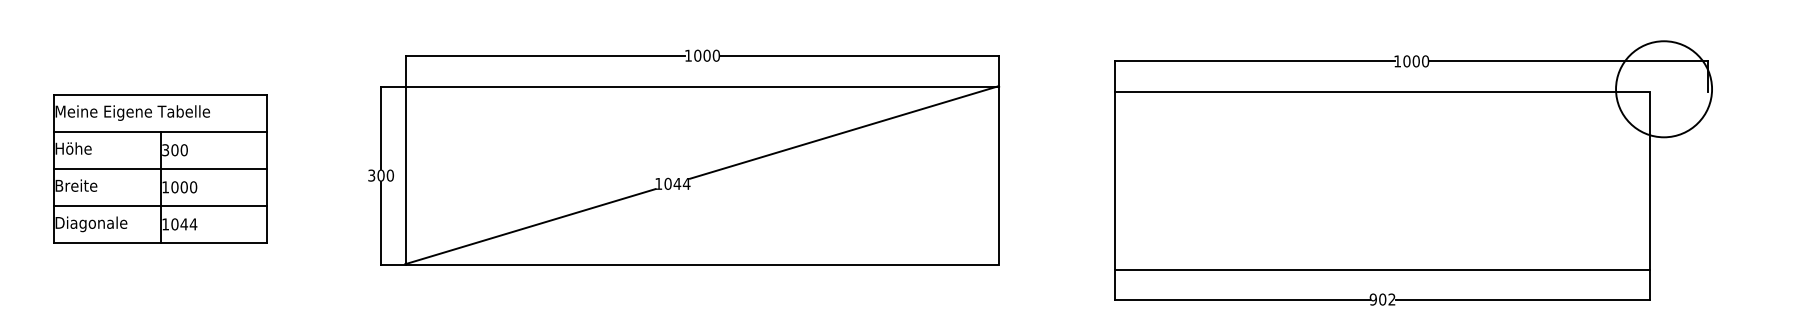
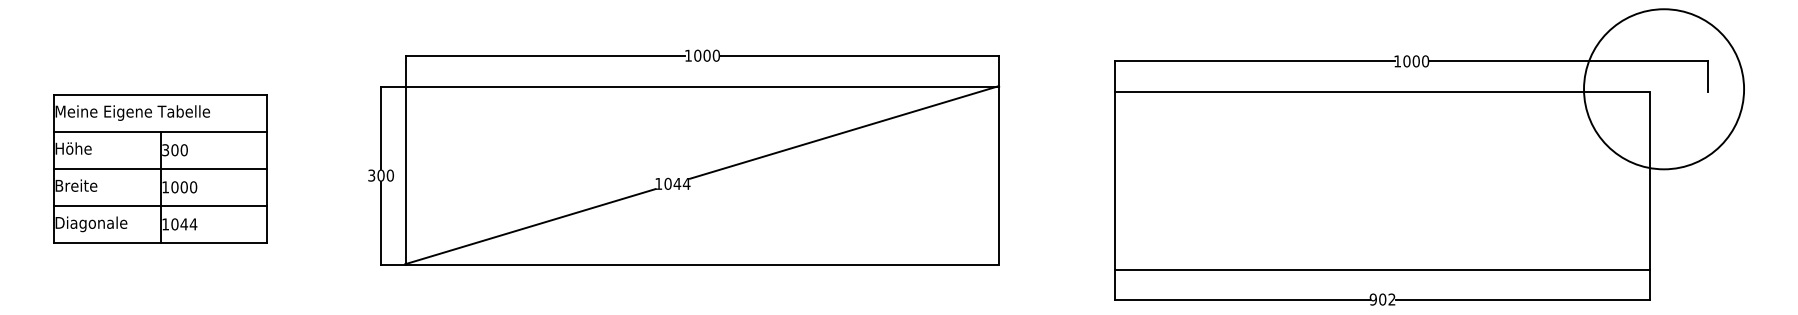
circle diameter: 96 px -> 160 px (1664, 89)
